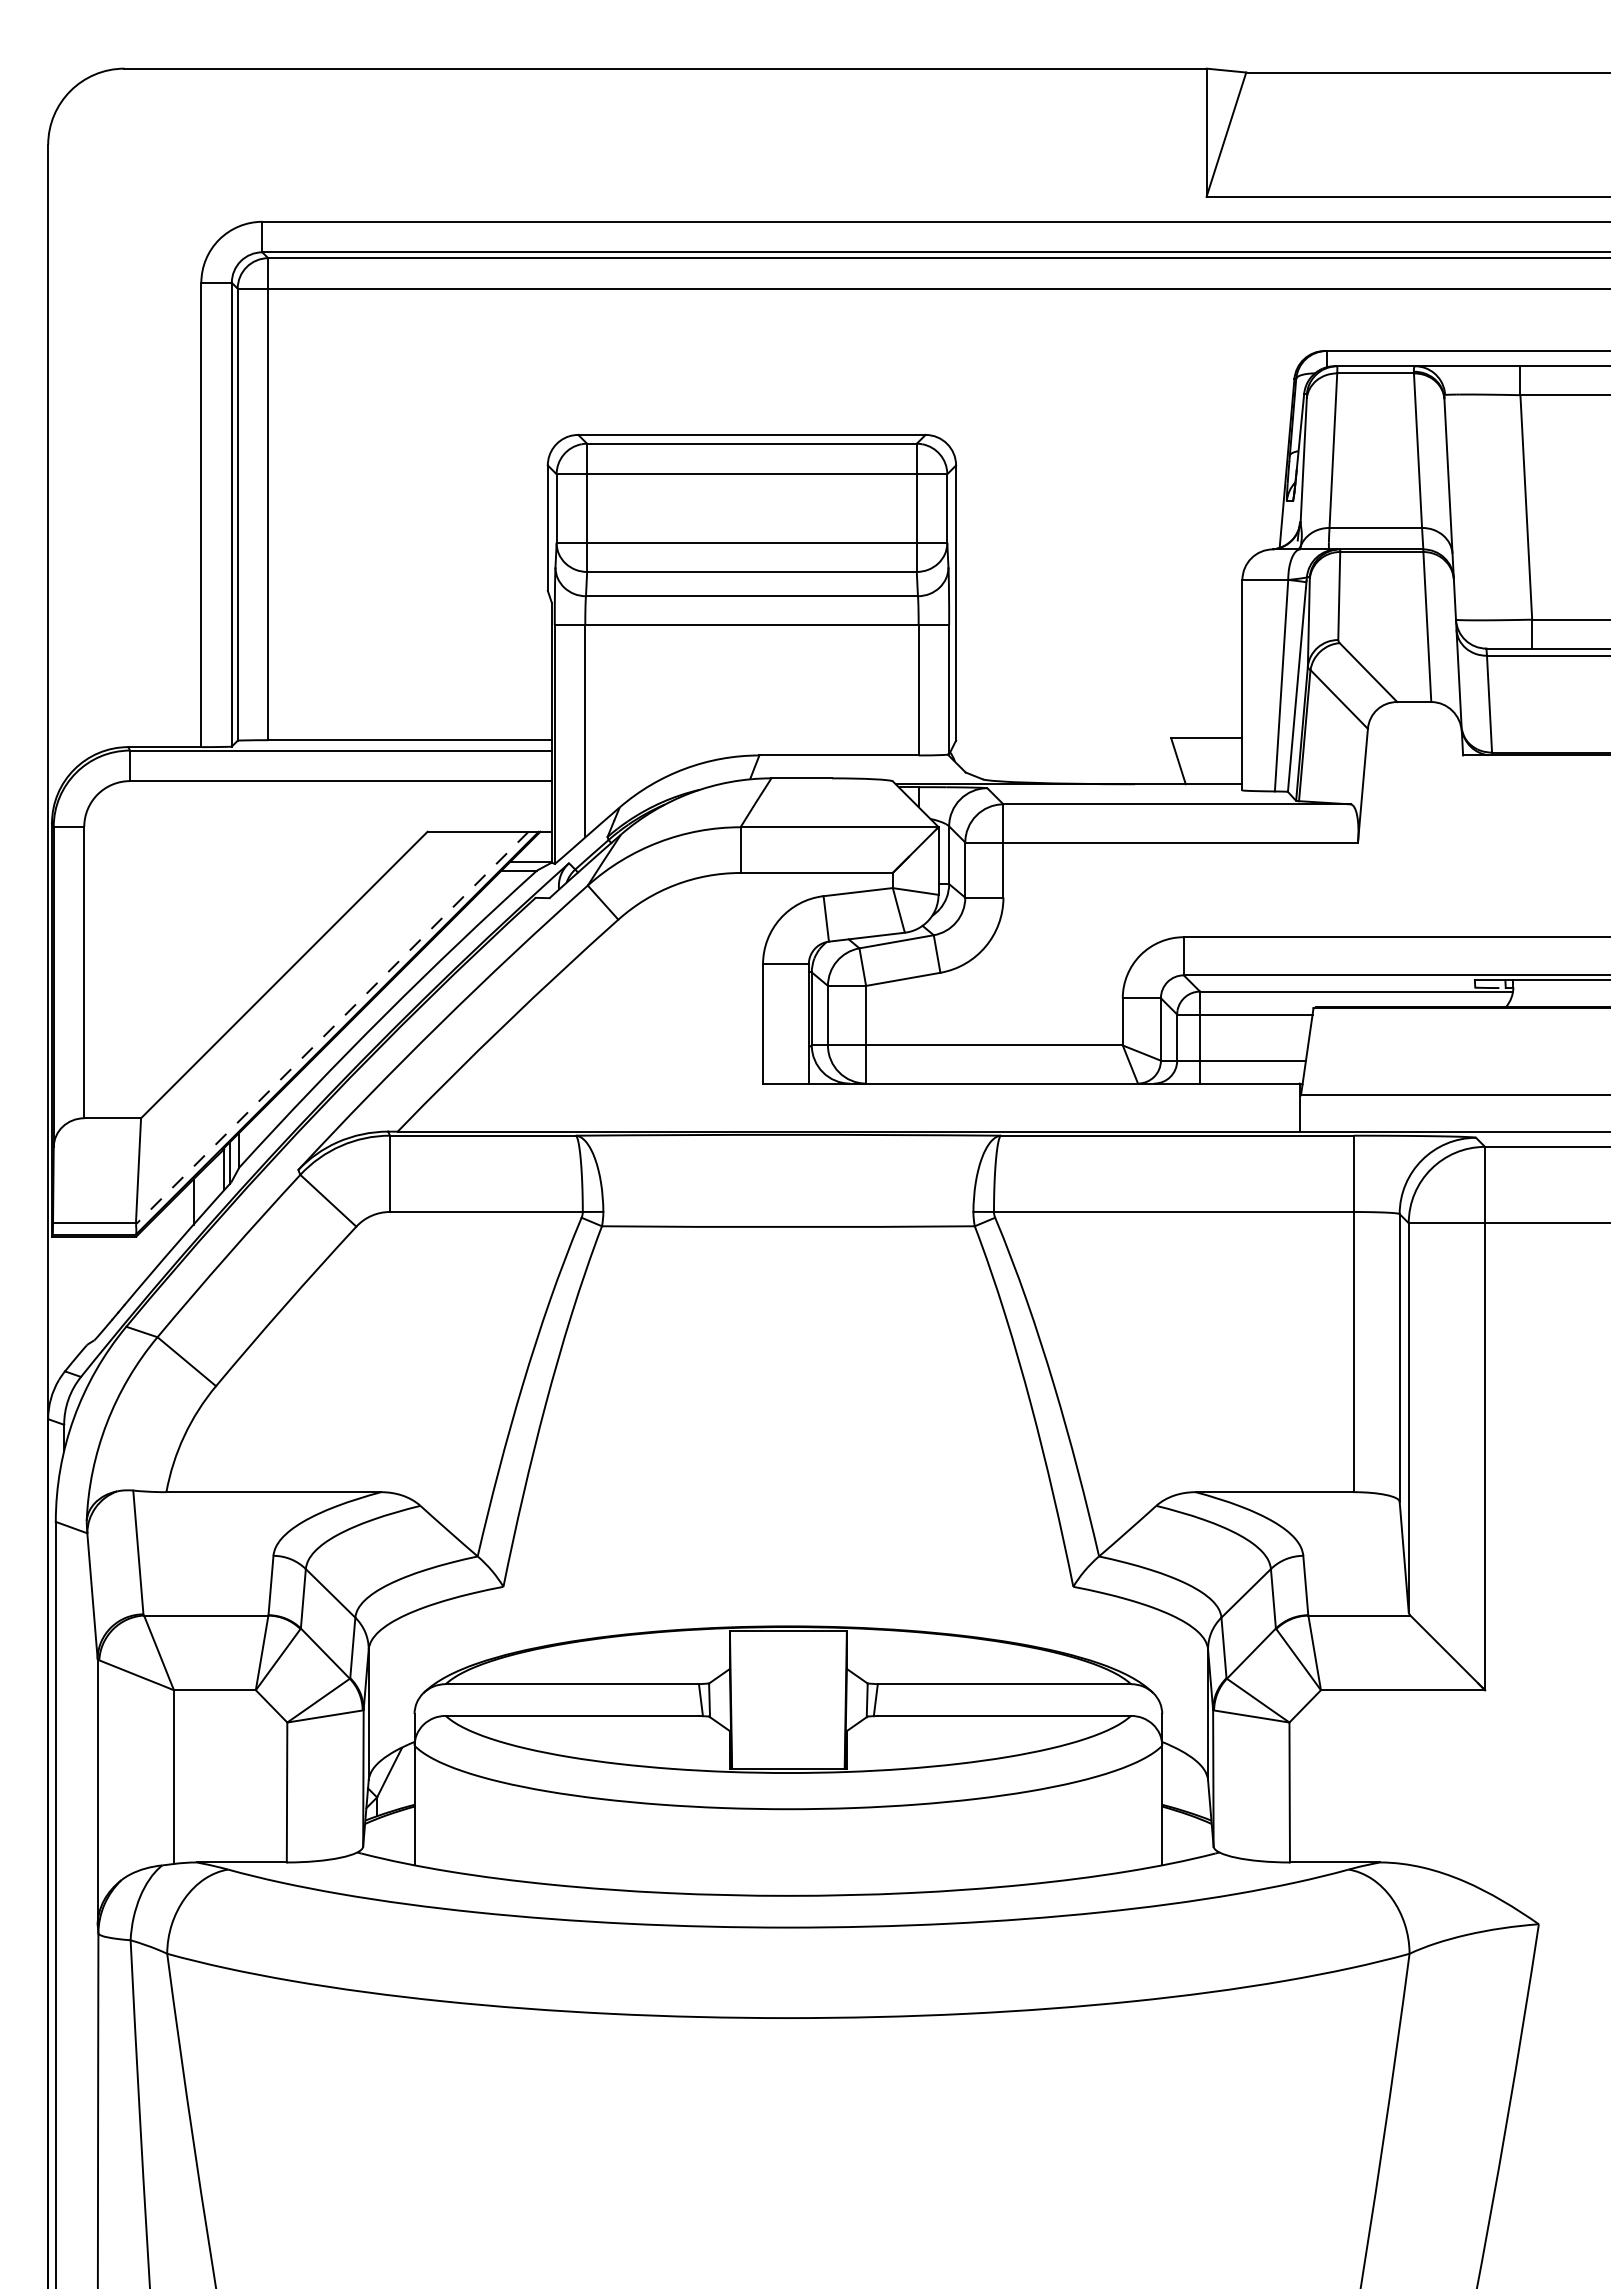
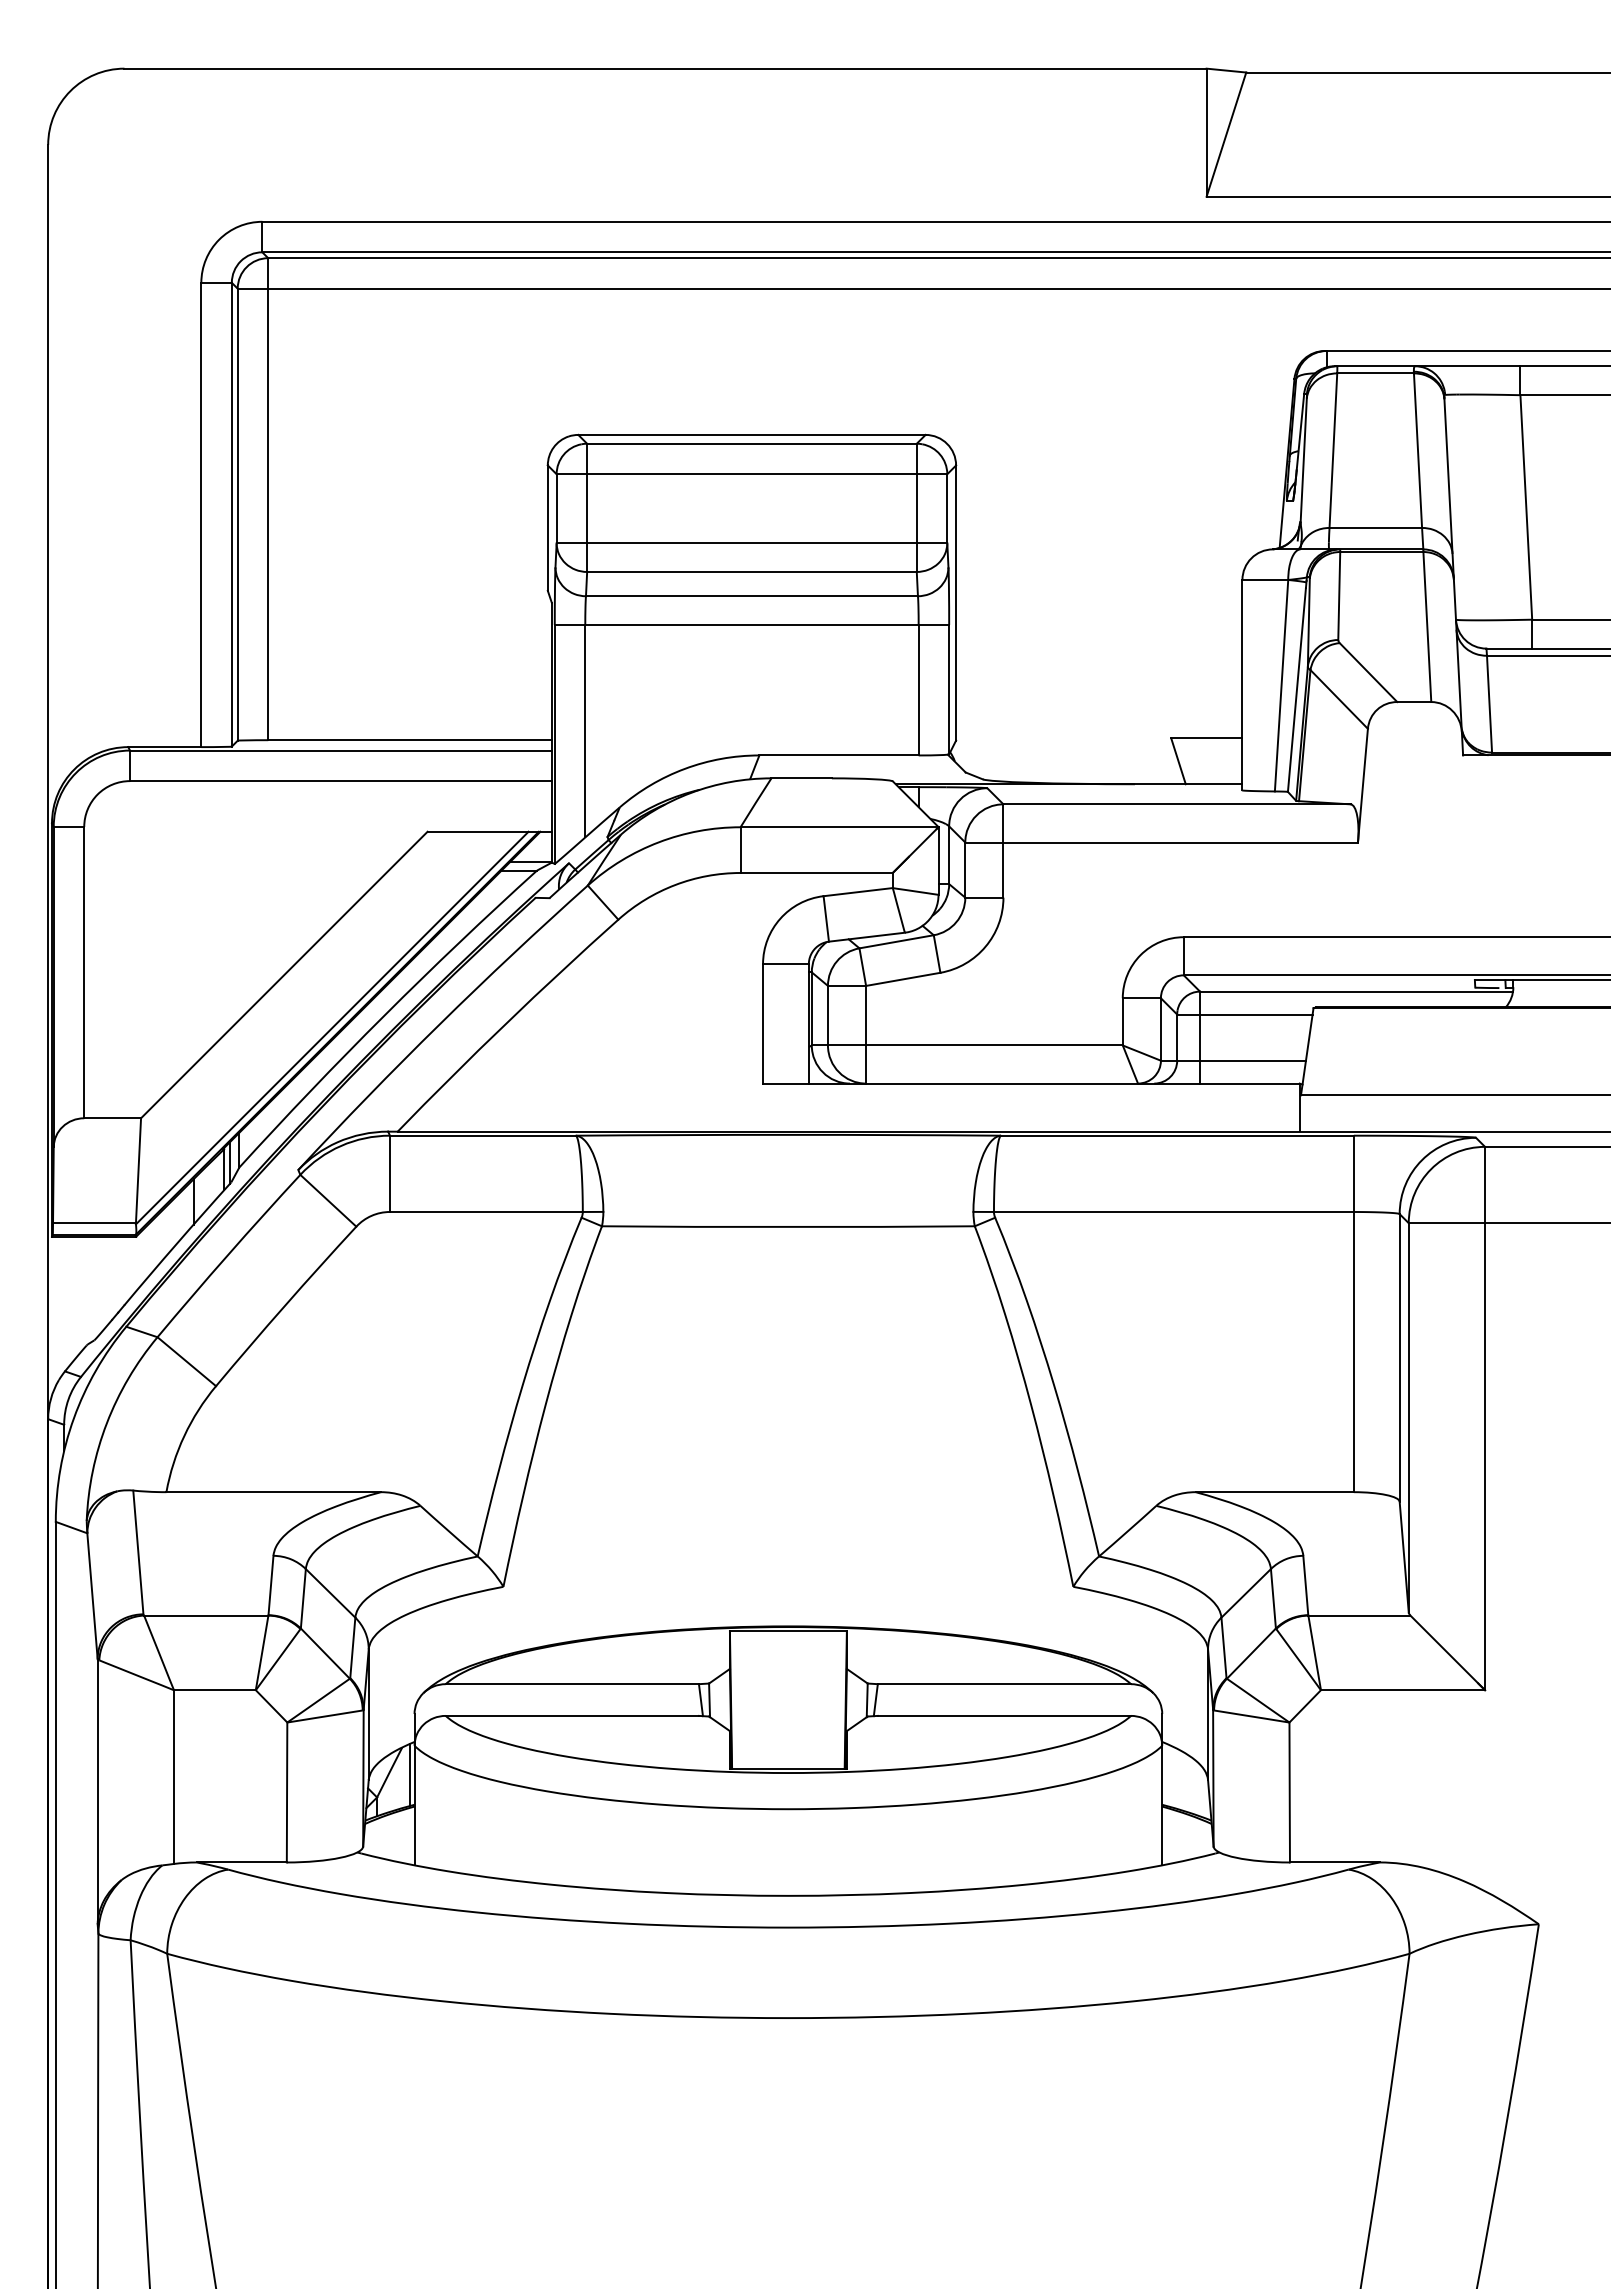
line: dashed -> solid (332, 1028)
line: none -> present (409, 1775)
